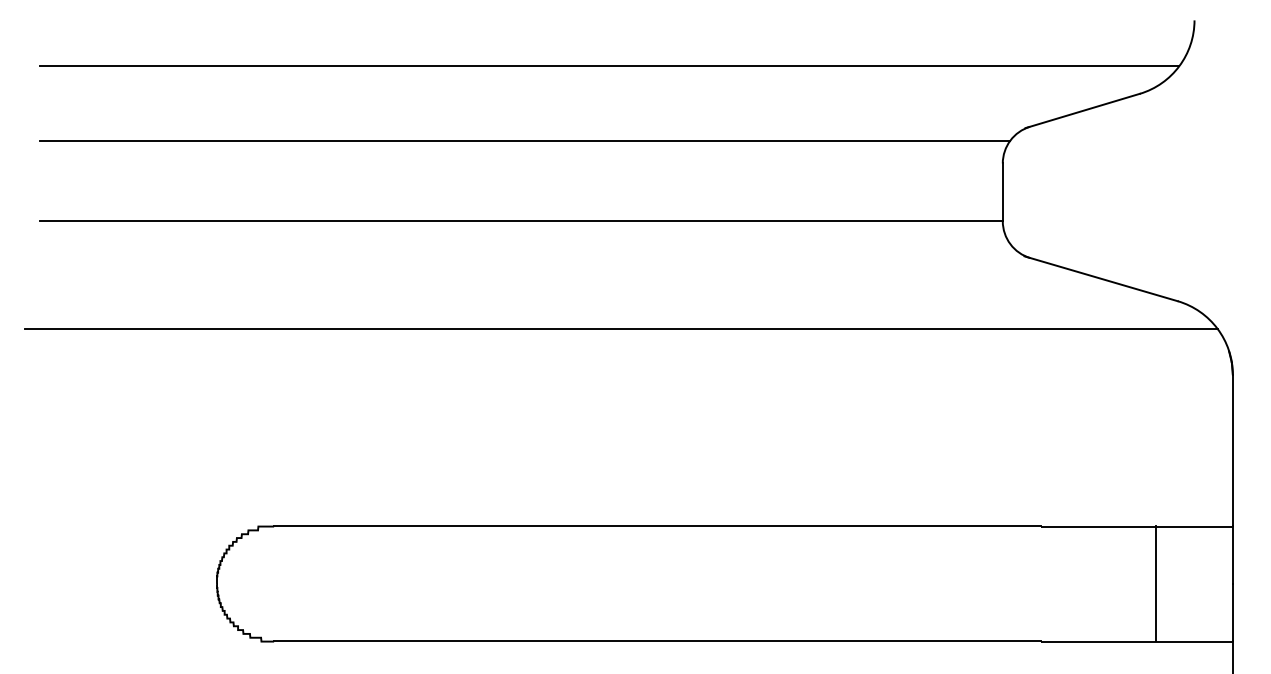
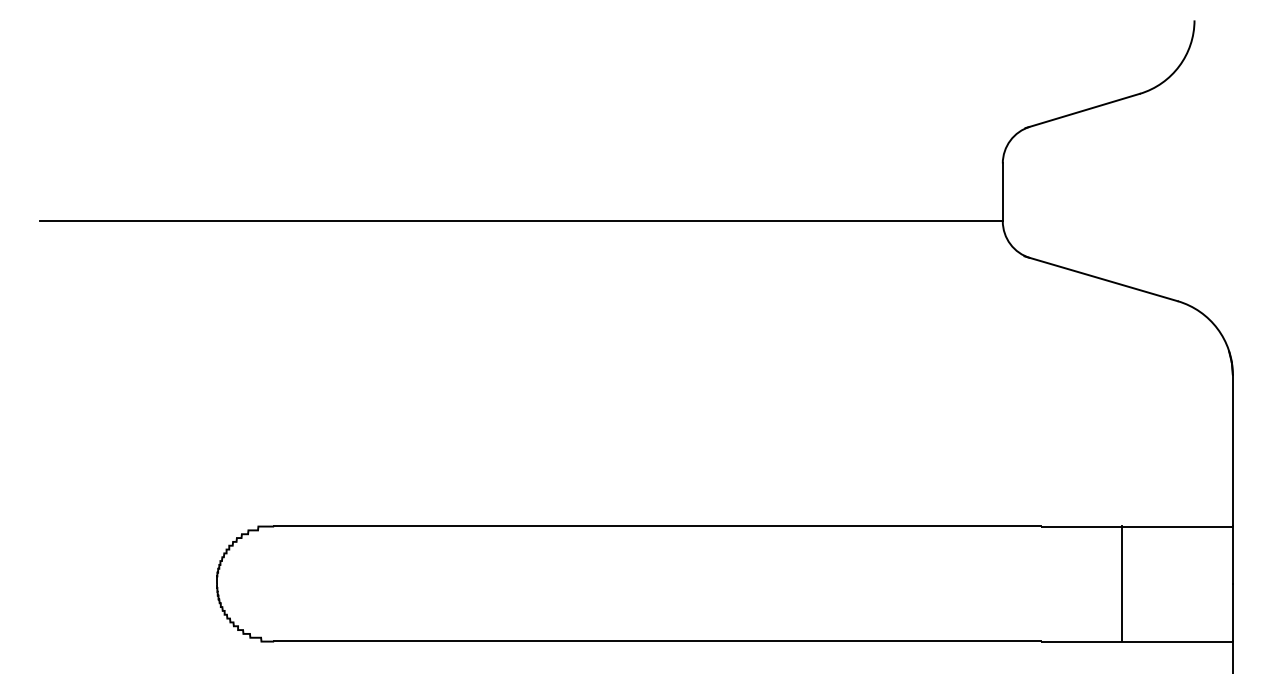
line: present -> none (609, 66)
line: present -> none (524, 140)
line: present -> none (621, 328)
line position: (1156, 583) -> (1122, 583) (1122, 583)
